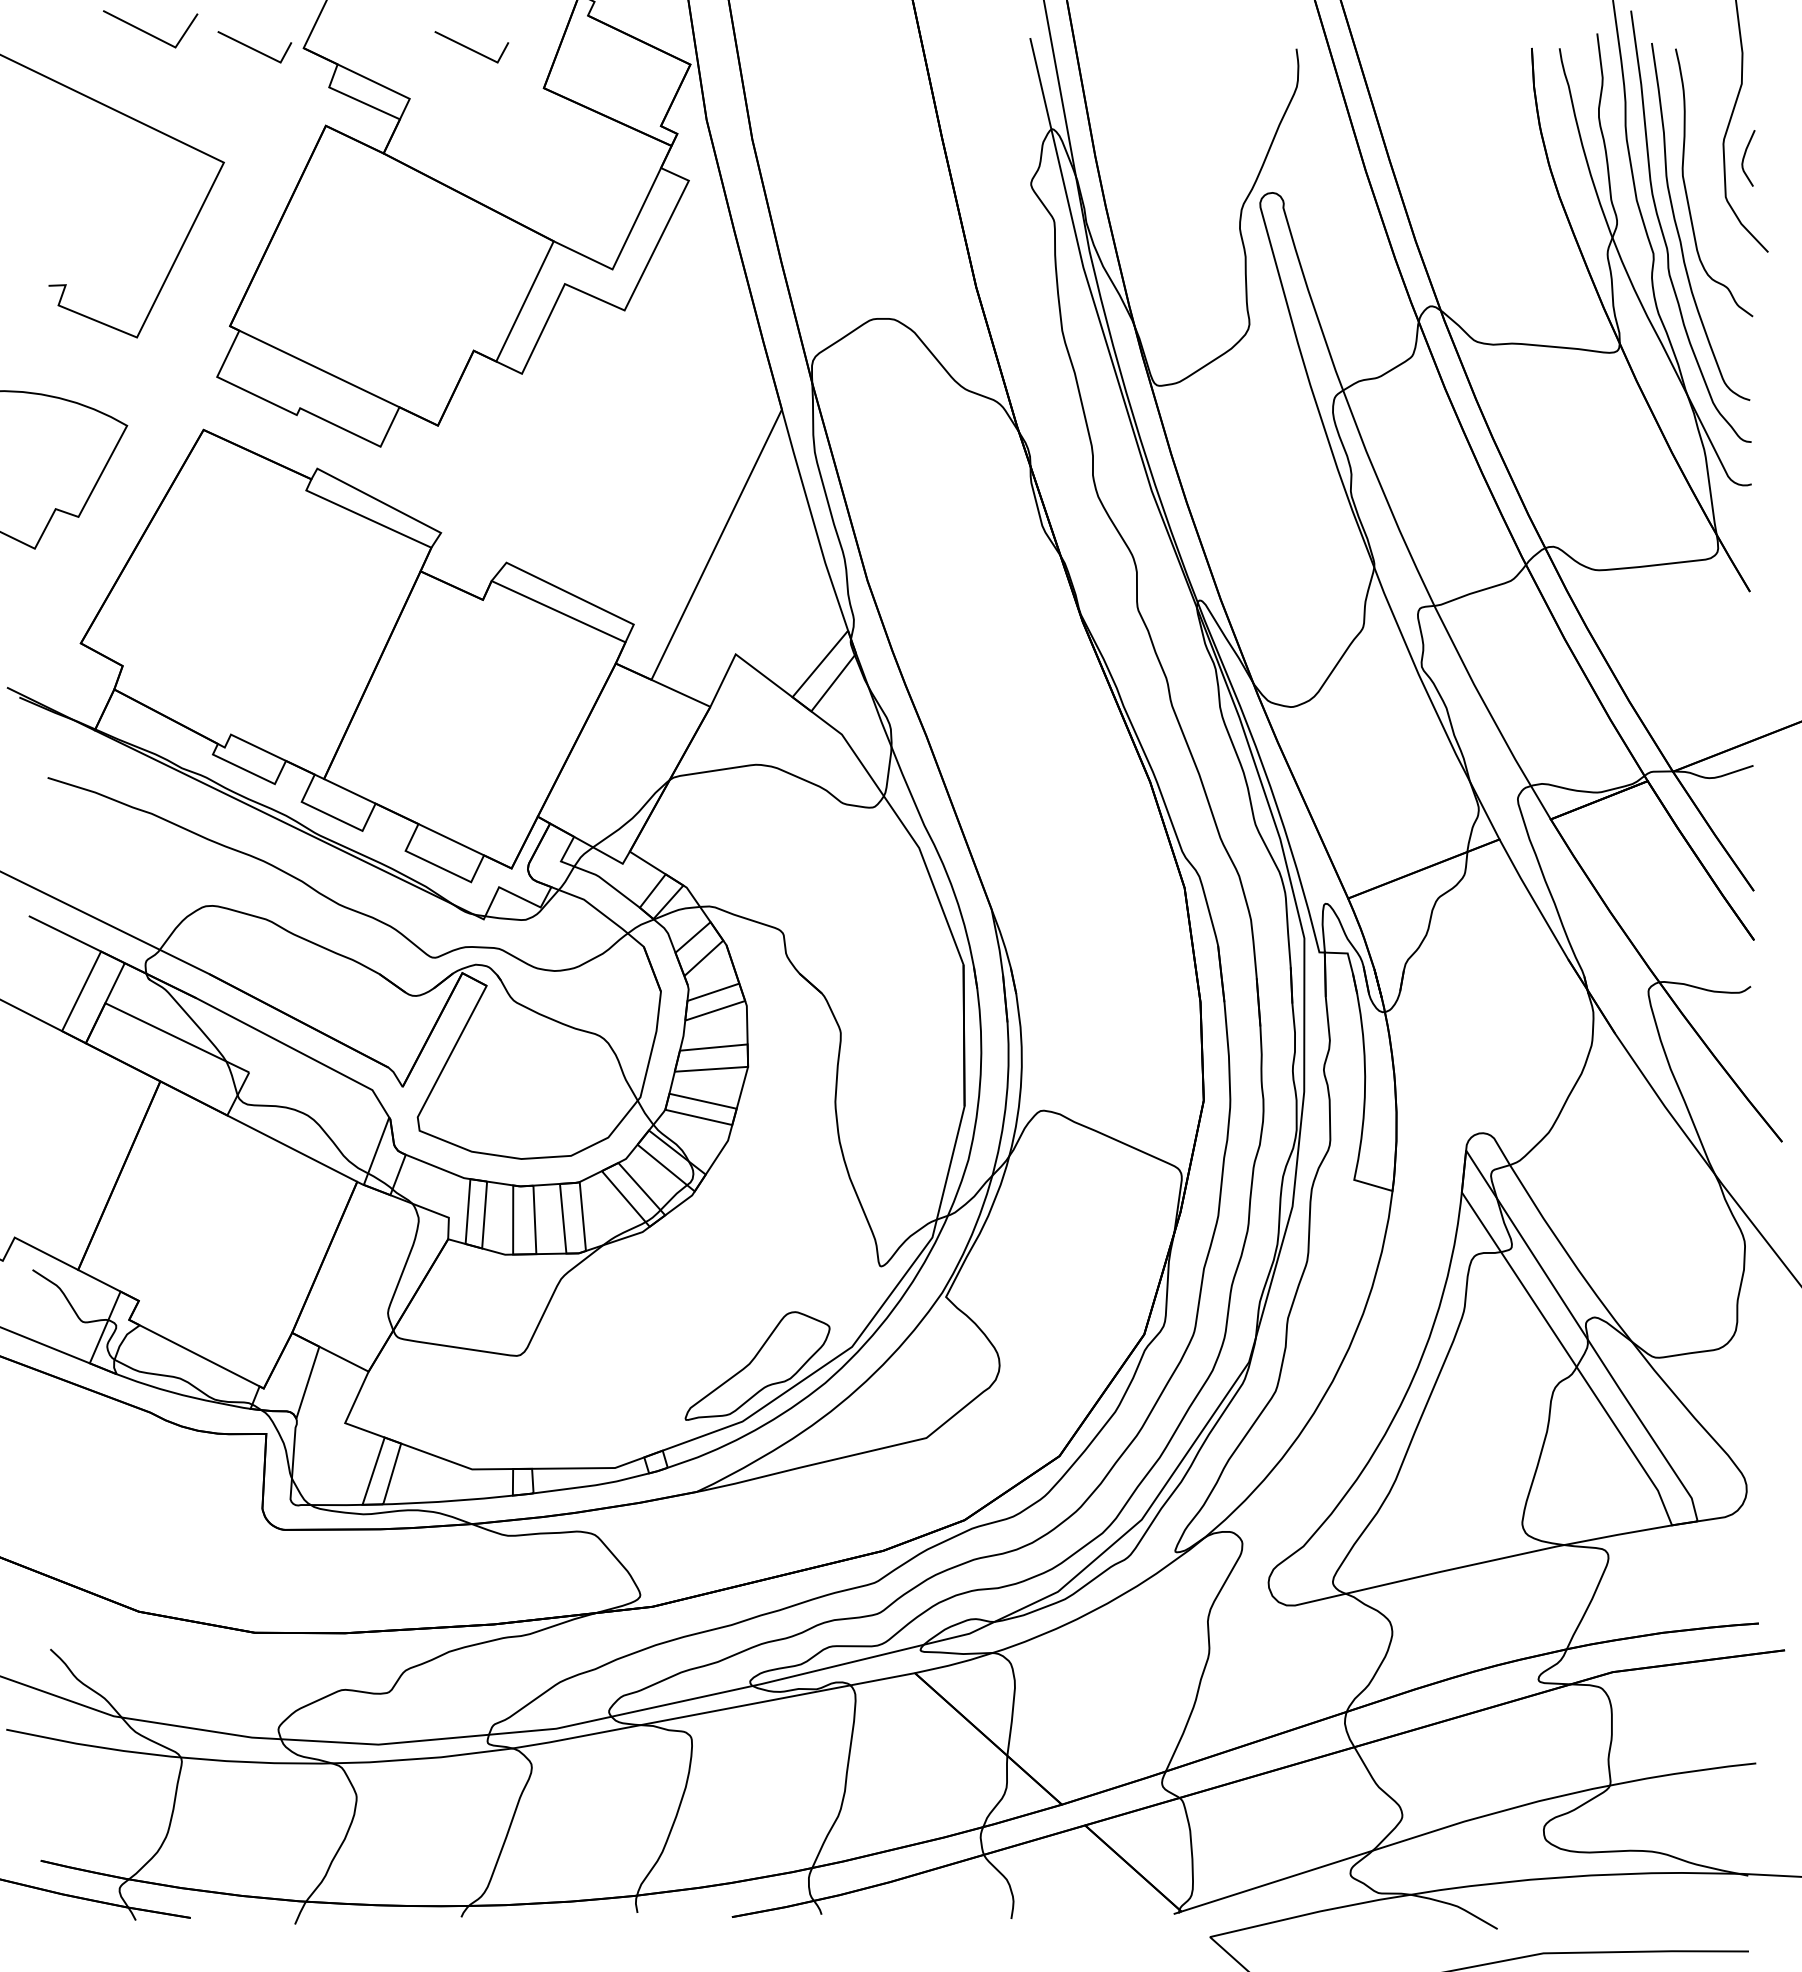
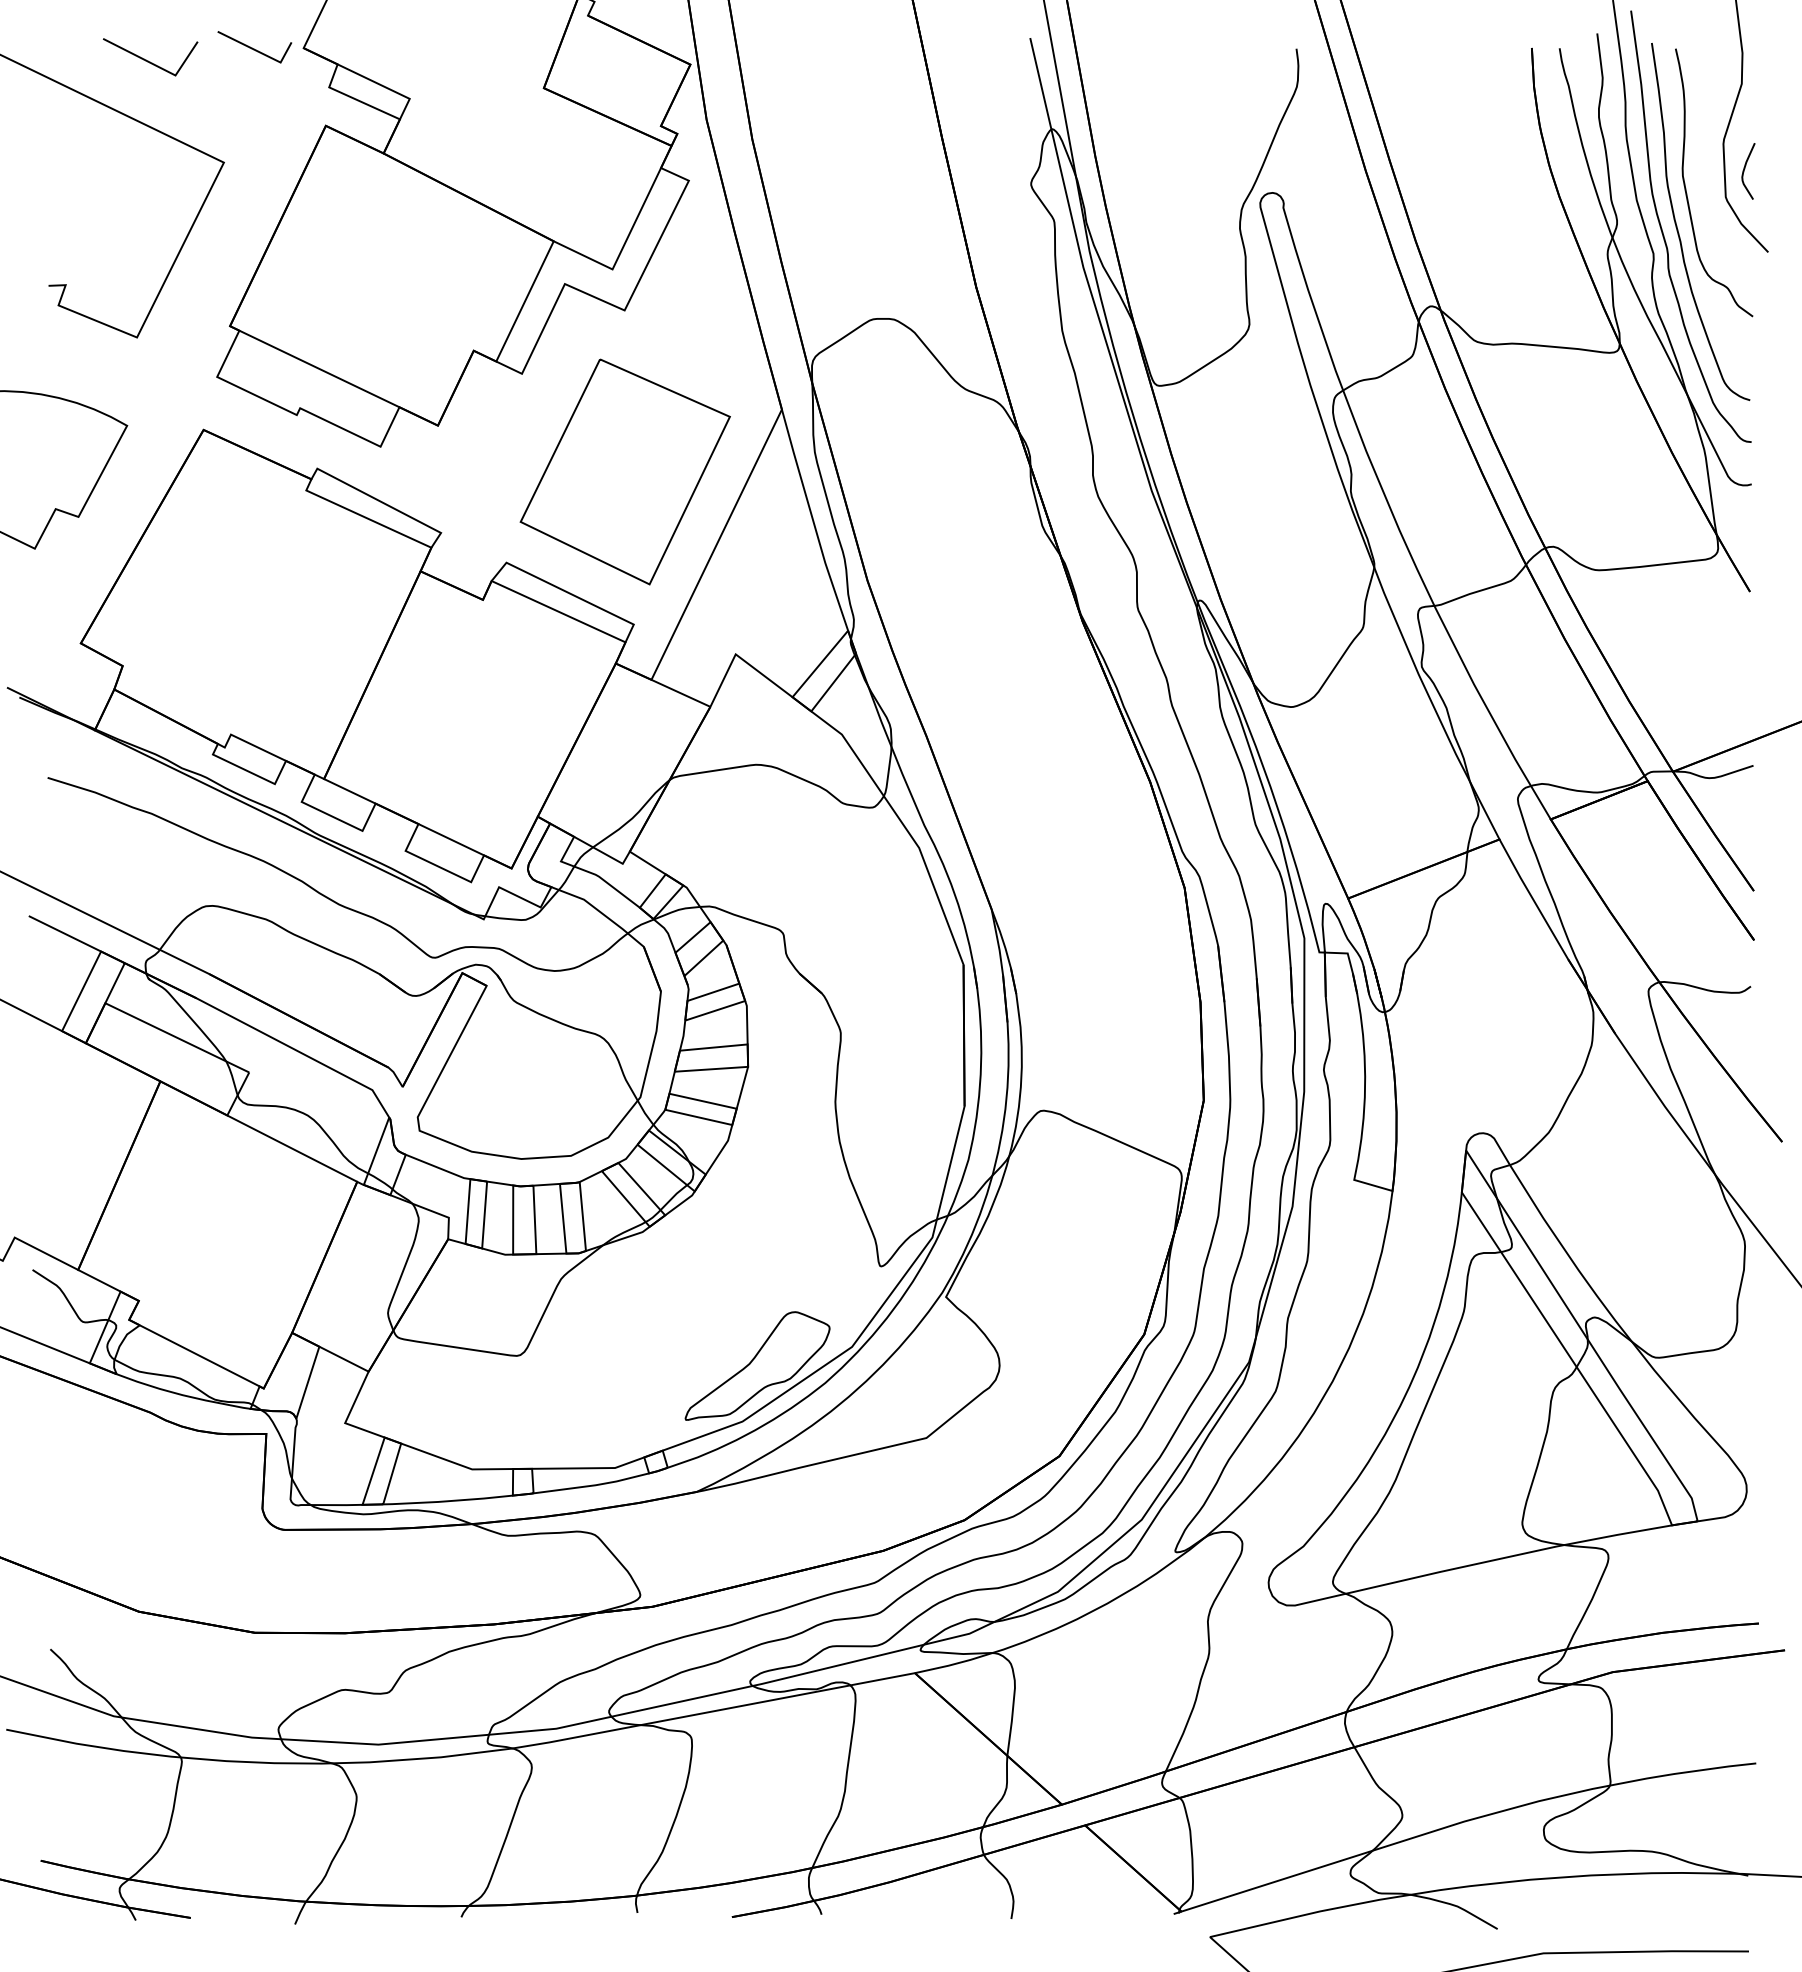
line position: (148, 32) -> (148, 60) (148, 60)
line: present -> none (471, 48)
curve position: (1744, 158) -> (1744, 171) (1744, 171)
part: none -> present (624, 471)
